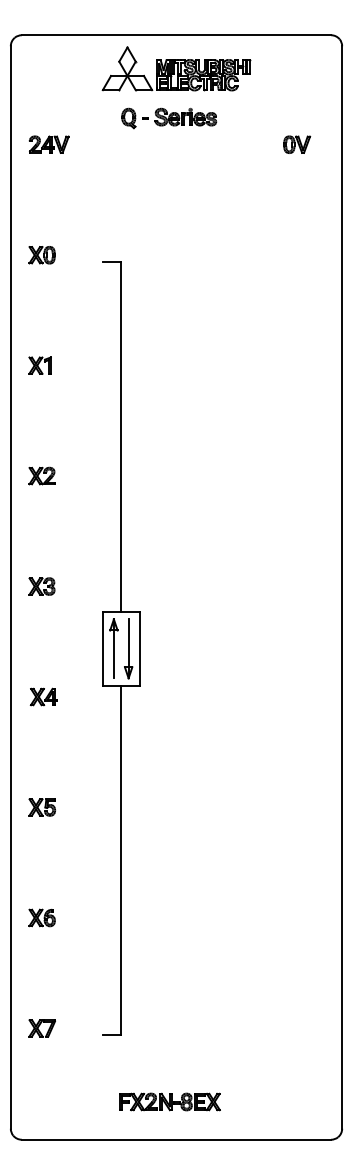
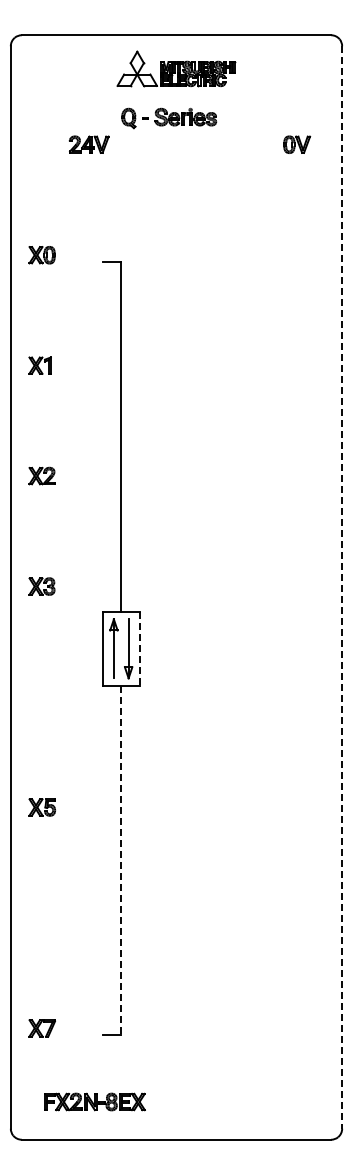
part size: 151x46 px -> 121x38 px (176, 68)
part position: (48, 144) -> (88, 144) (88, 144)
line: solid -> dashed (342, 587)
line: solid -> dashed (139, 648)
part: present -> none (43, 696)
line: solid -> dashed (121, 860)
part: present -> none (41, 917)
part position: (169, 1101) -> (94, 1101) (94, 1101)
